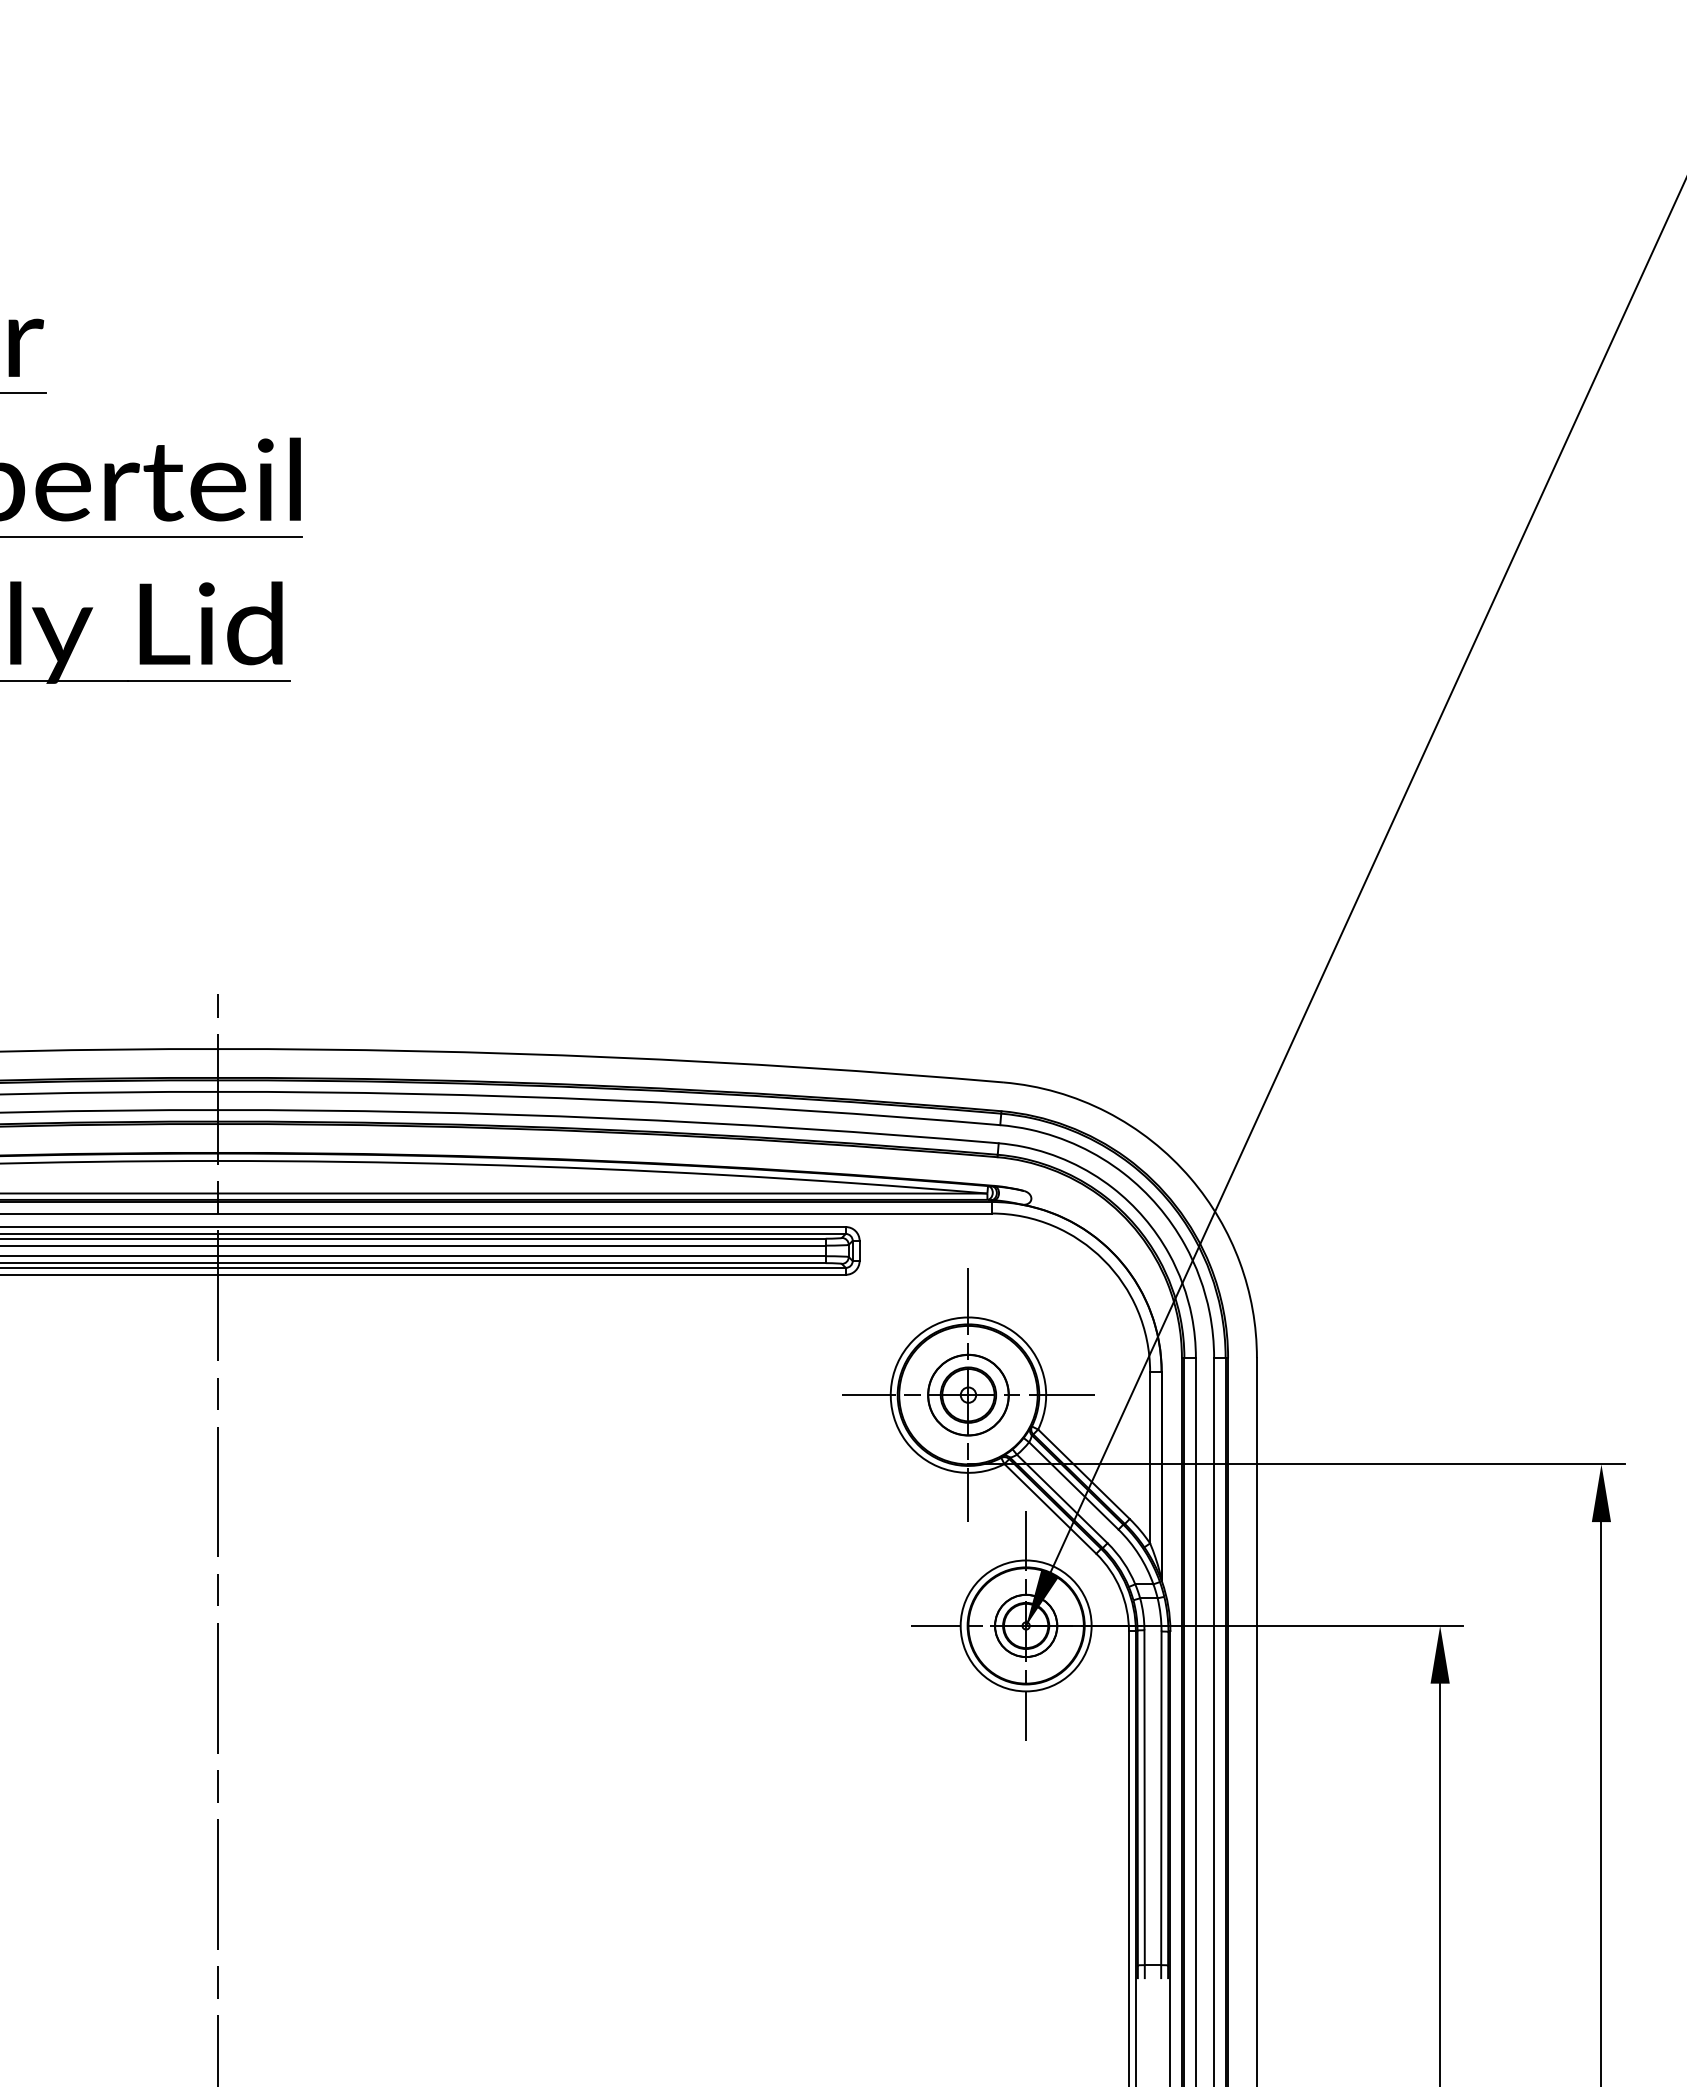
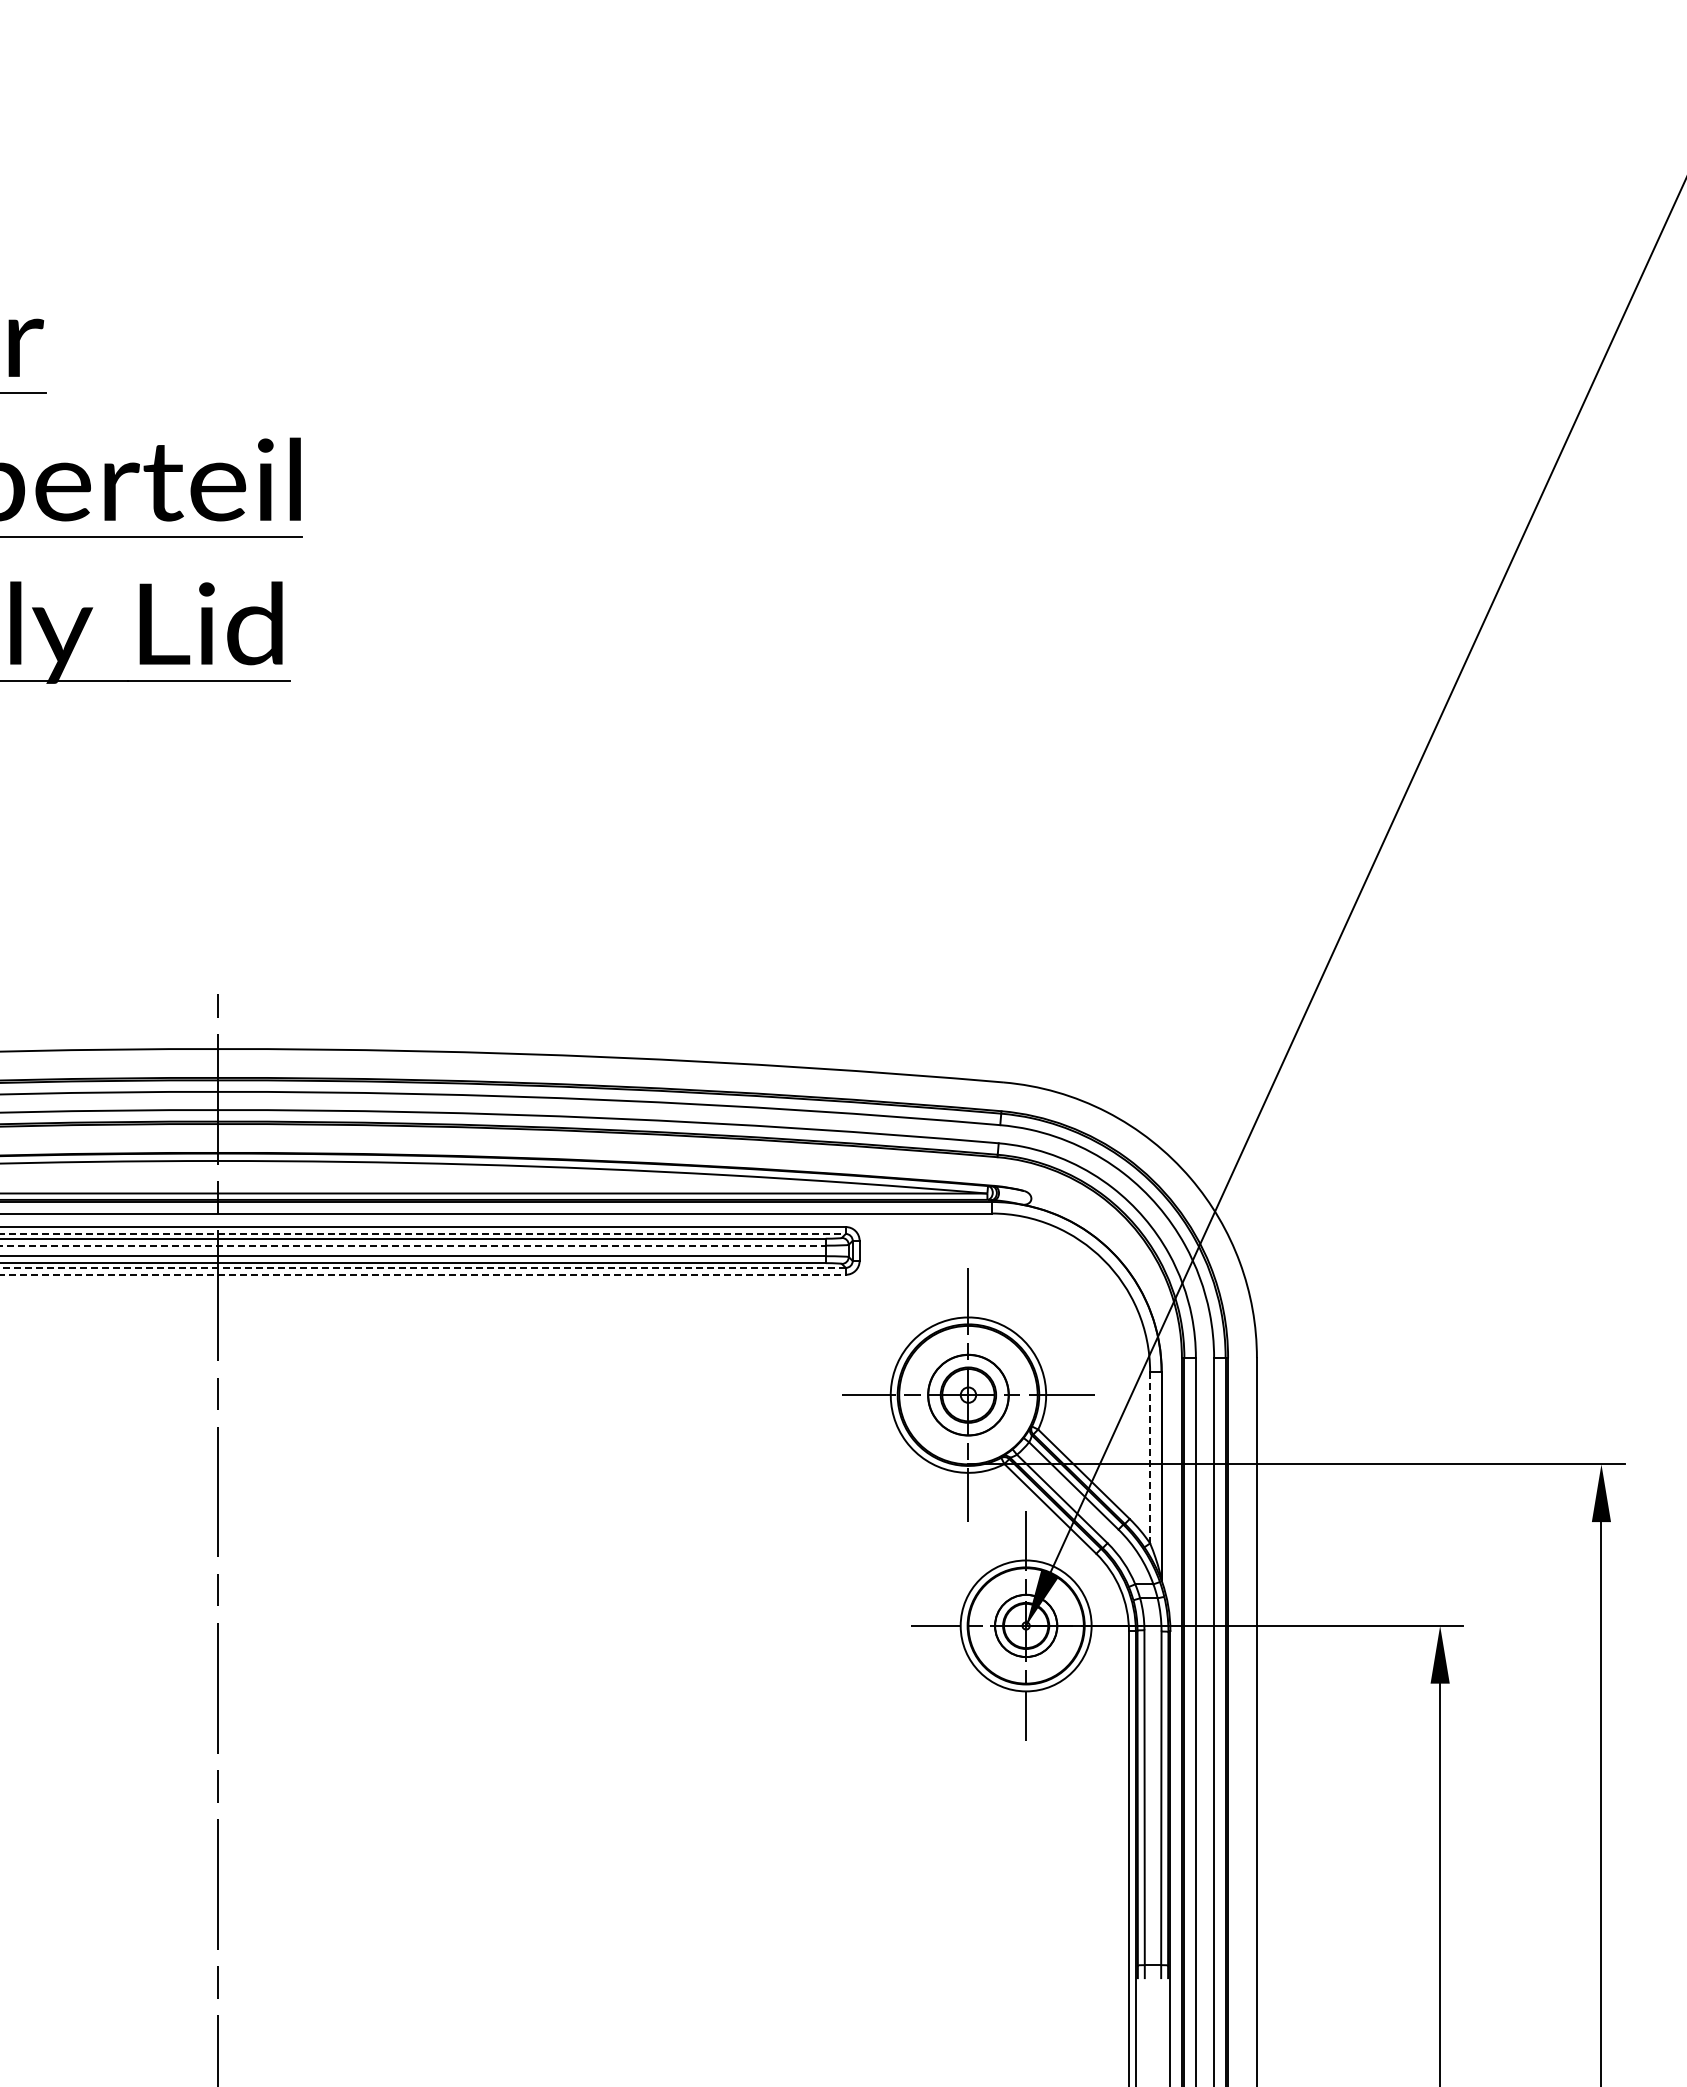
line: solid -> dashed (423, 1233)
line: solid -> dashed (412, 1245)
line: solid -> dashed (422, 1267)
line: solid -> dashed (423, 1274)
line: solid -> dashed (1150, 1457)
